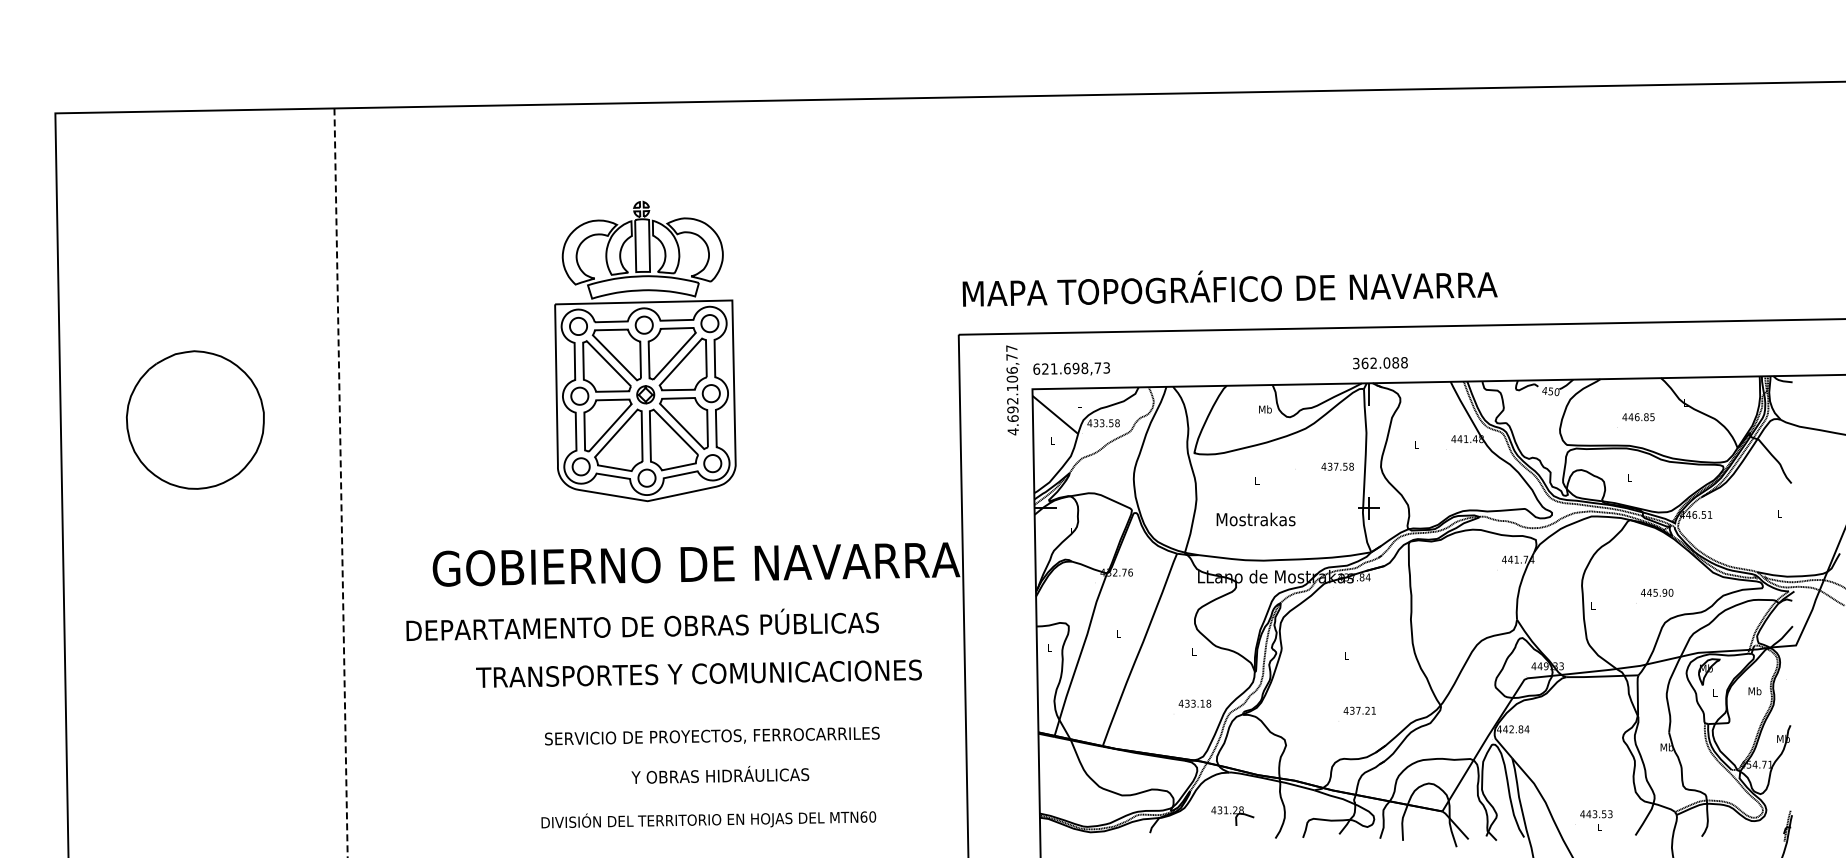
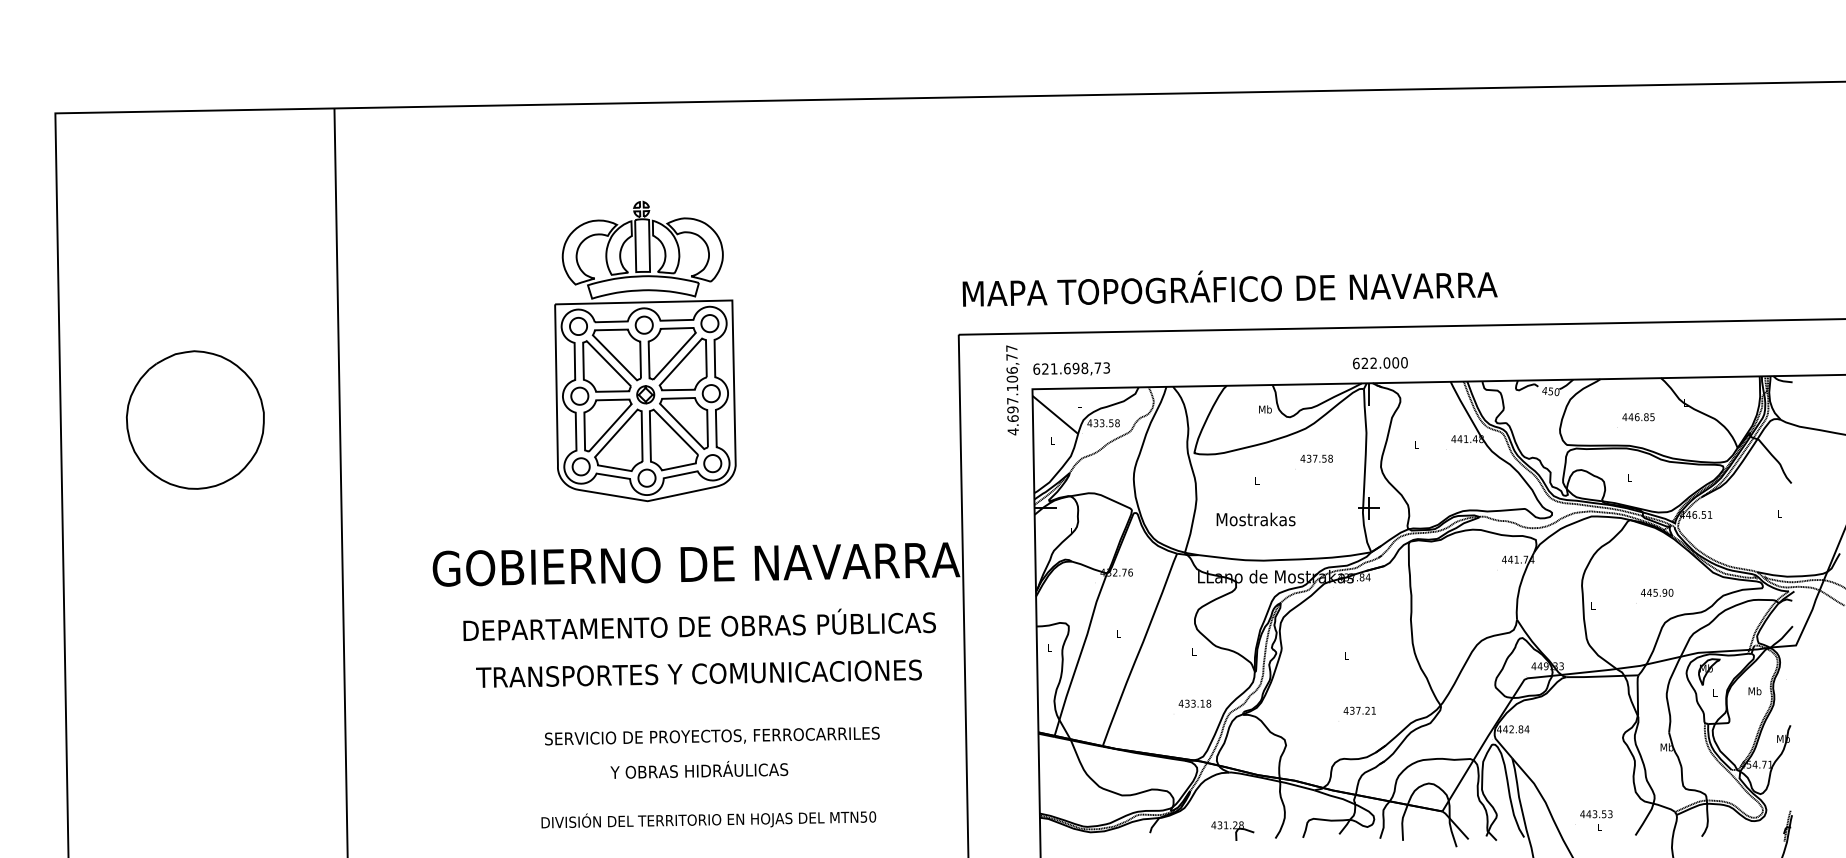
text: 362.088 -> 622.000 (1379, 363)
text: 4.692.106,77 -> 4.697.106,77 (1012, 401)
text position: (1337, 466) -> (1316, 458) (1316, 458)
line: dashed -> solid (341, 483)
text position: (642, 624) -> (699, 624) (699, 624)
text position: (720, 774) -> (699, 769) (699, 769)
part position: (1232, 815) -> (1232, 830) (1232, 830)
text: MTN60 -> MTN50 (863, 816)
